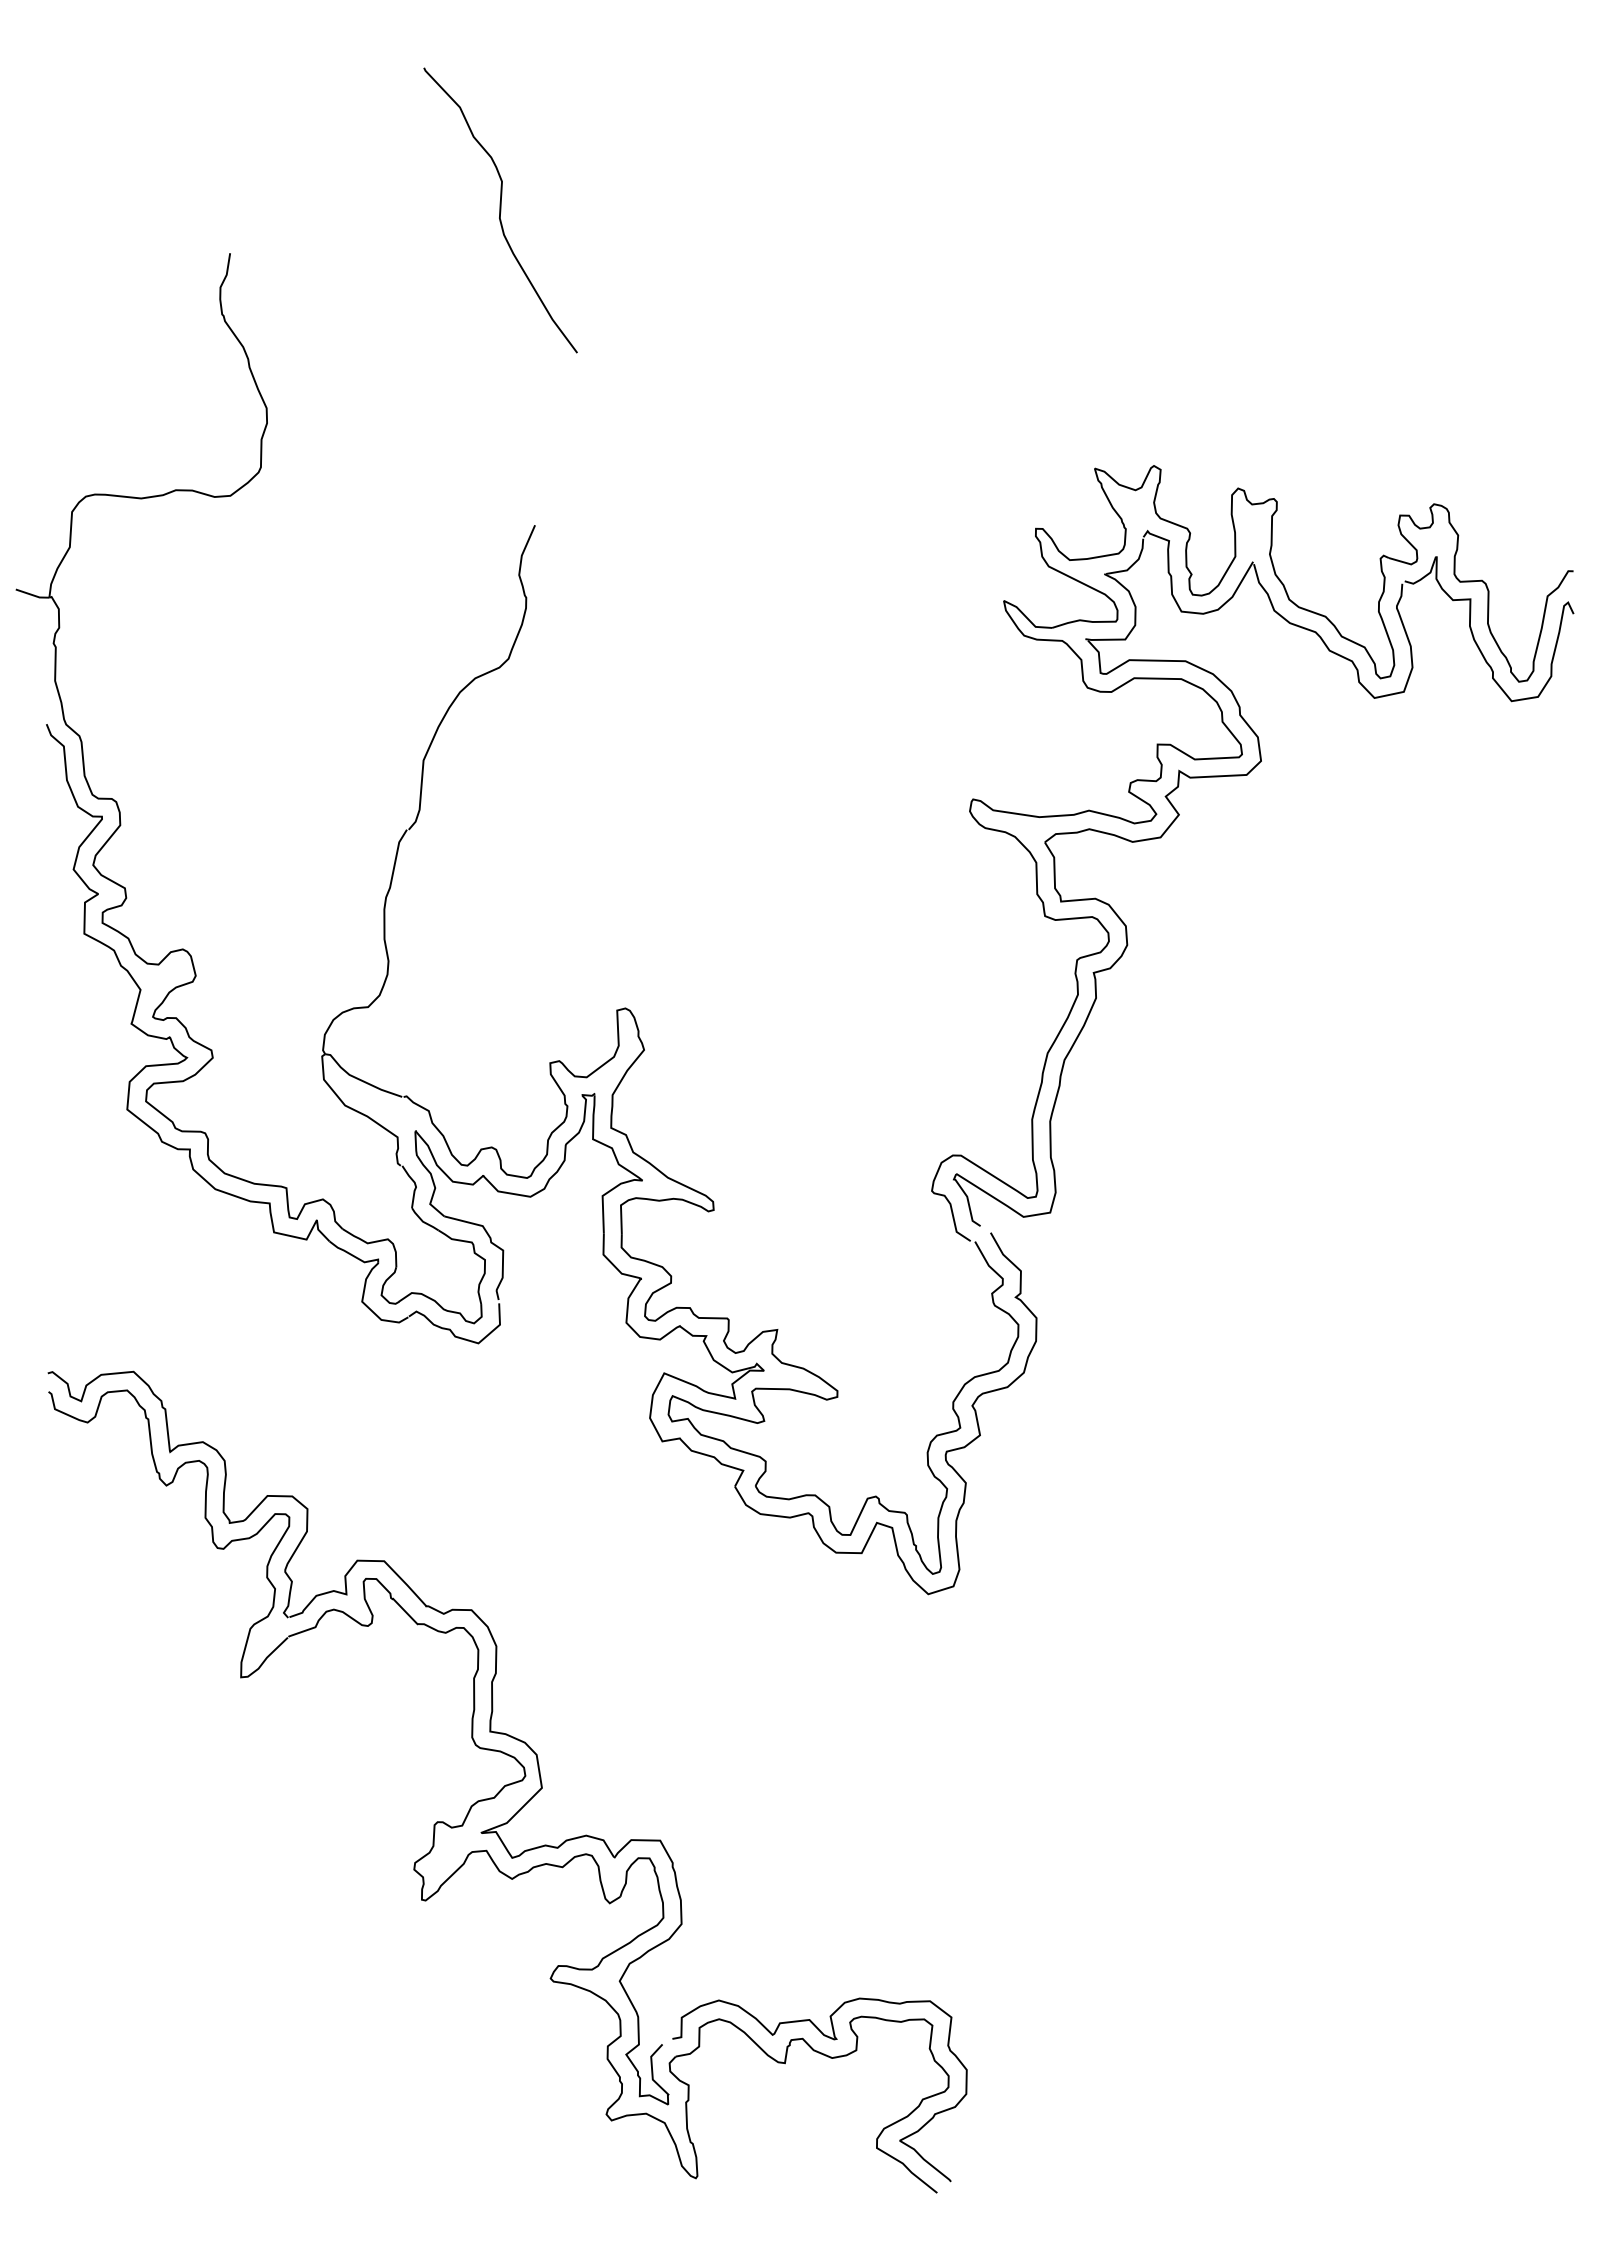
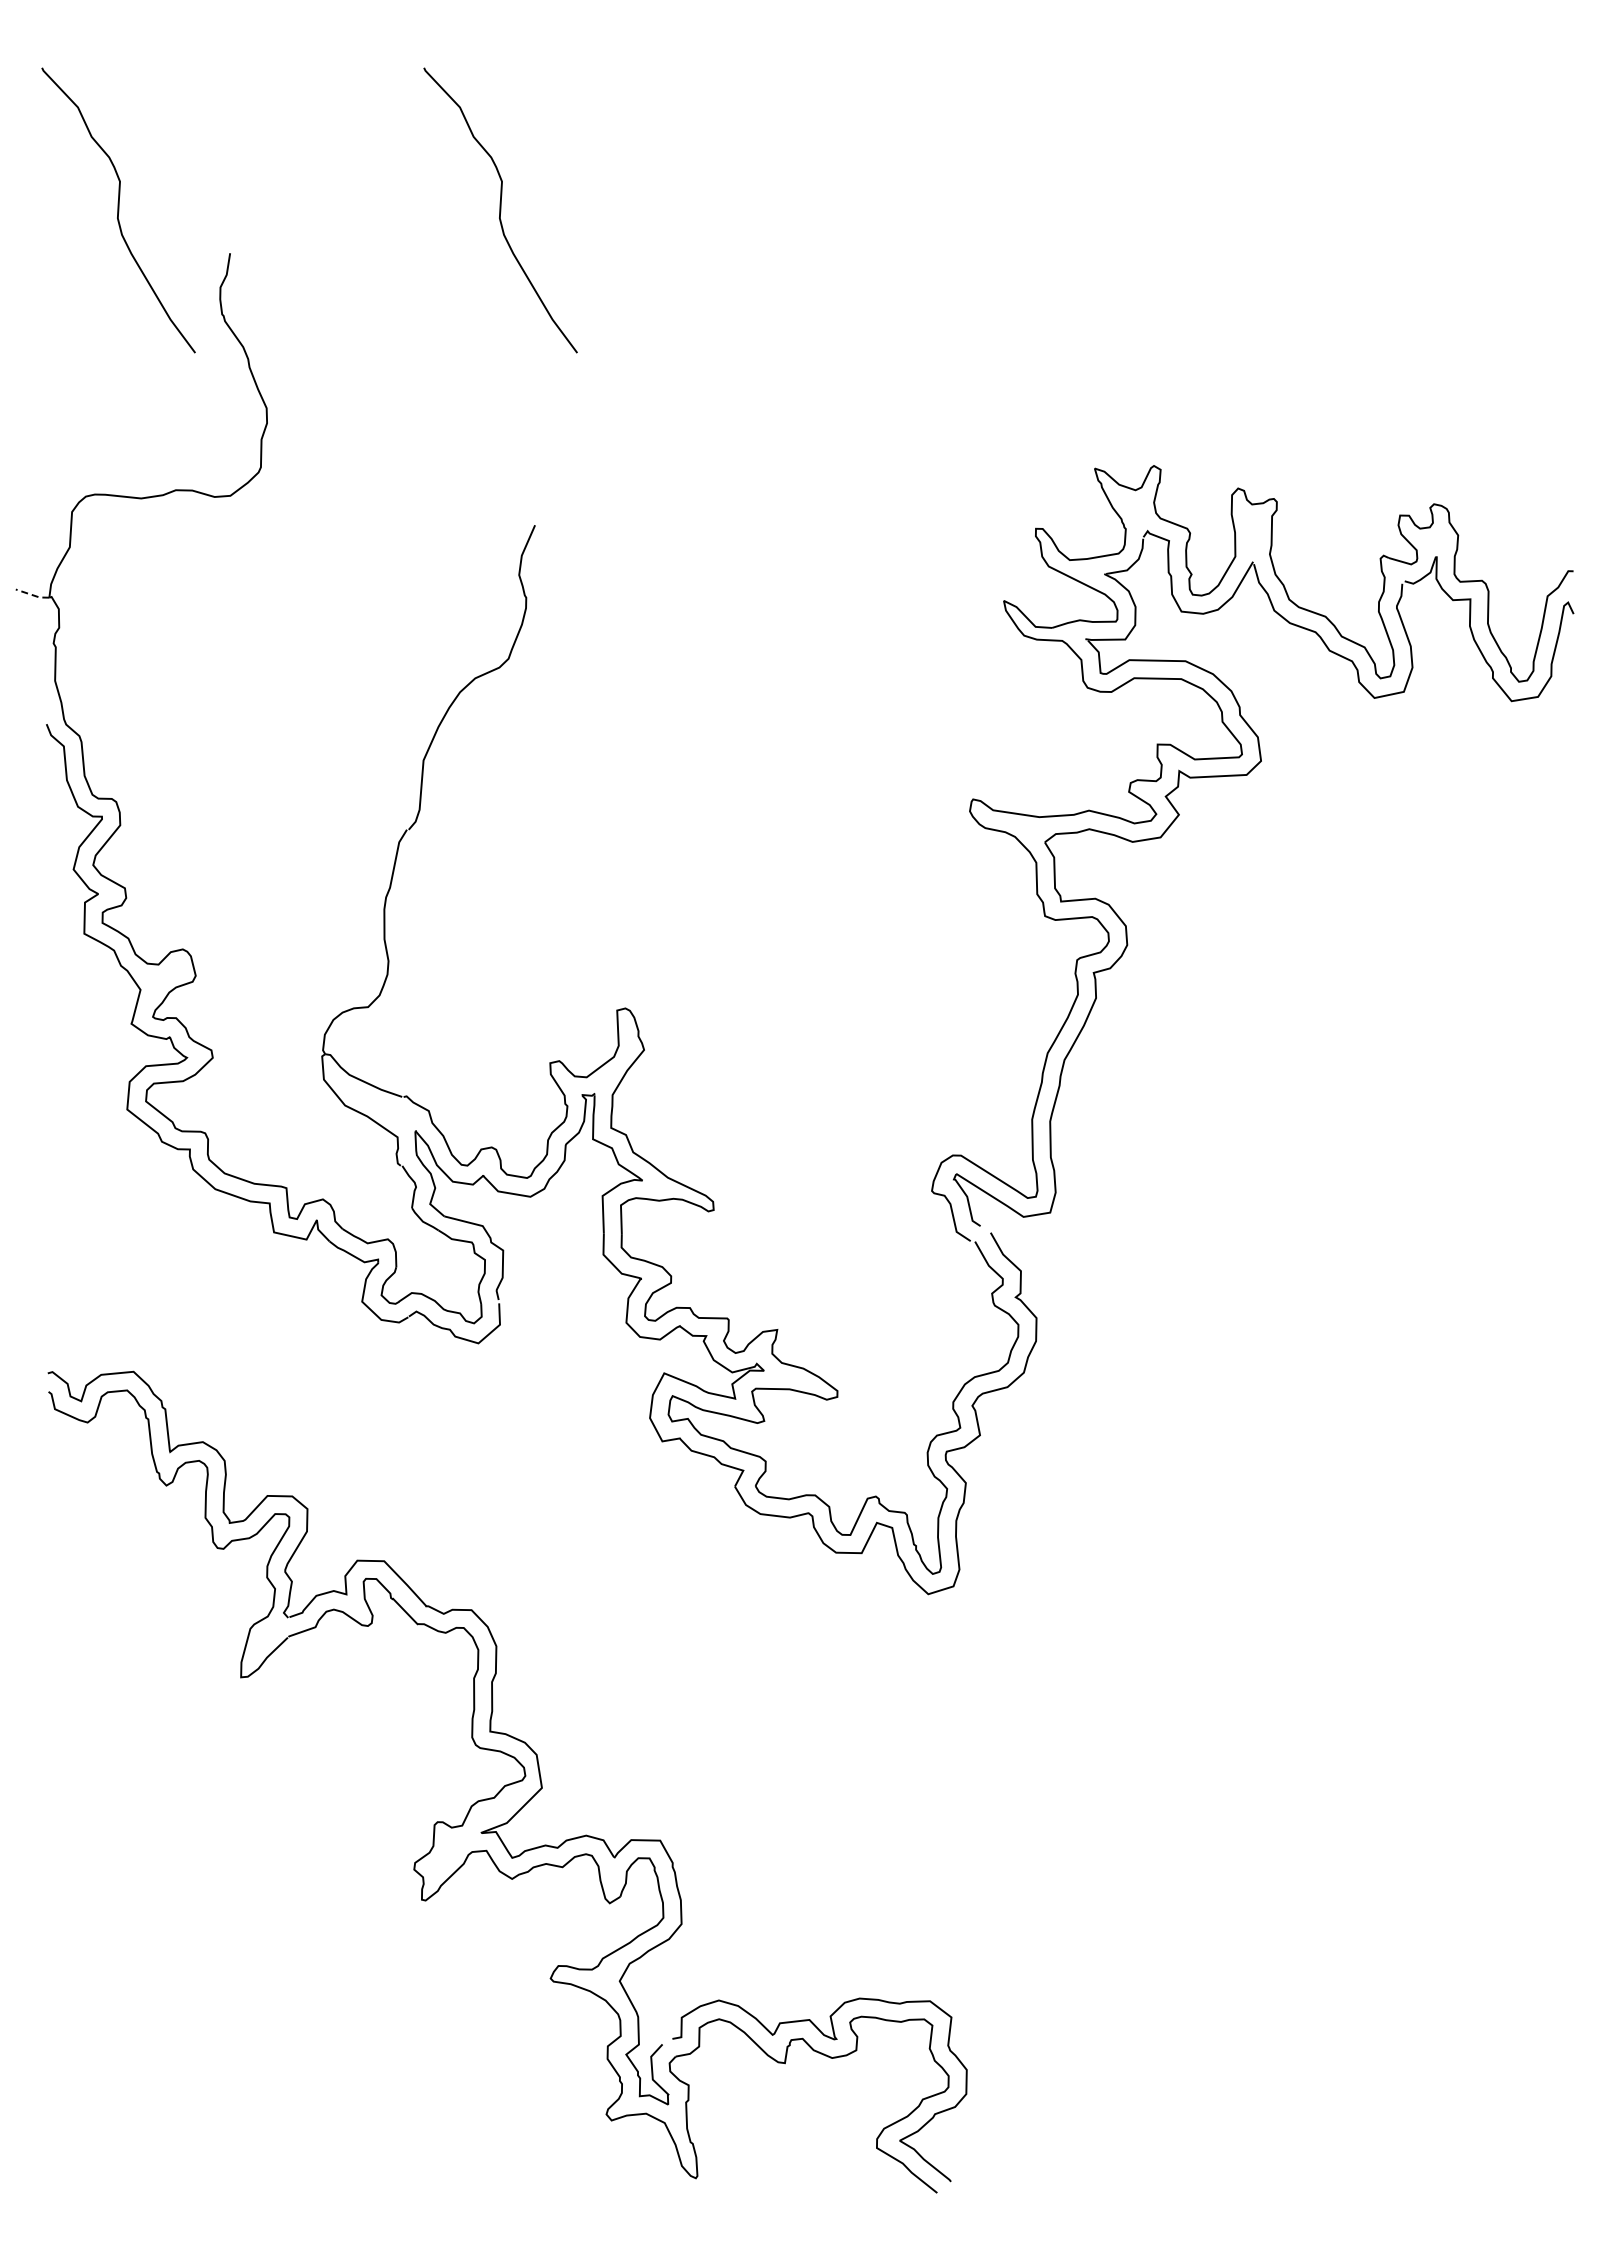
curve: none -> present (118, 210)
line: solid -> dashed (32, 595)
